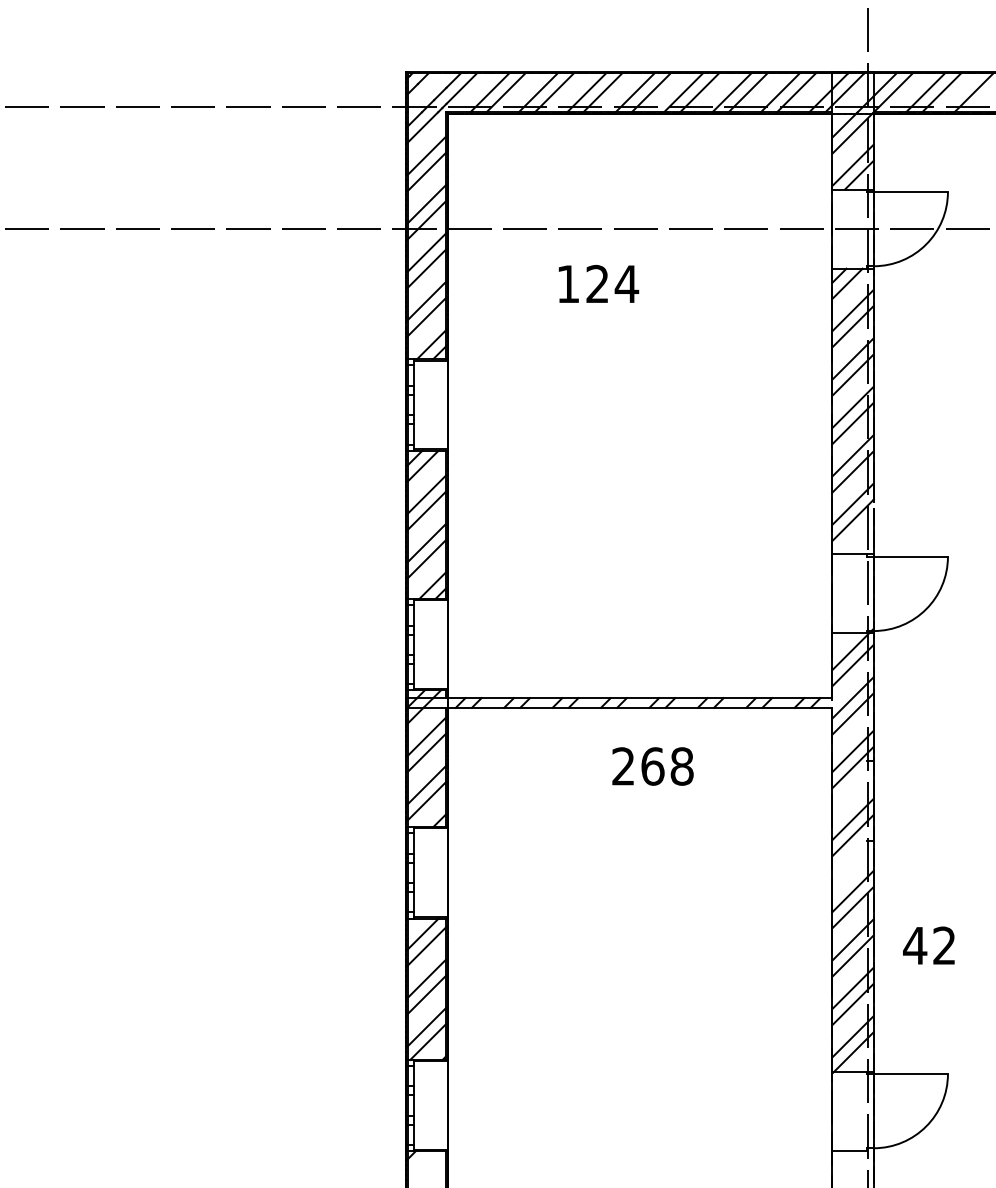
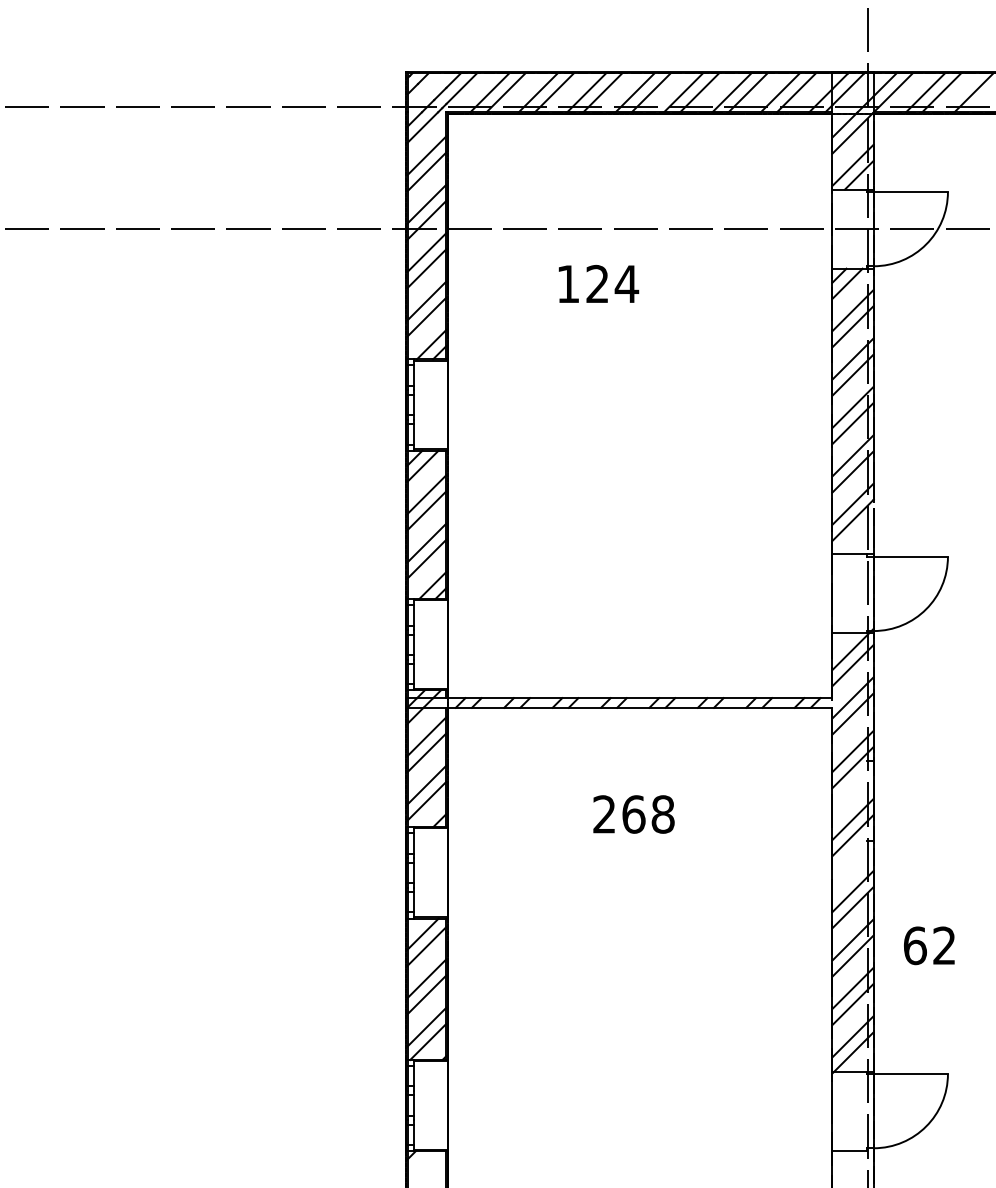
text position: (652, 766) -> (633, 814) (633, 814)
text: 42 -> 62 (915, 945)
